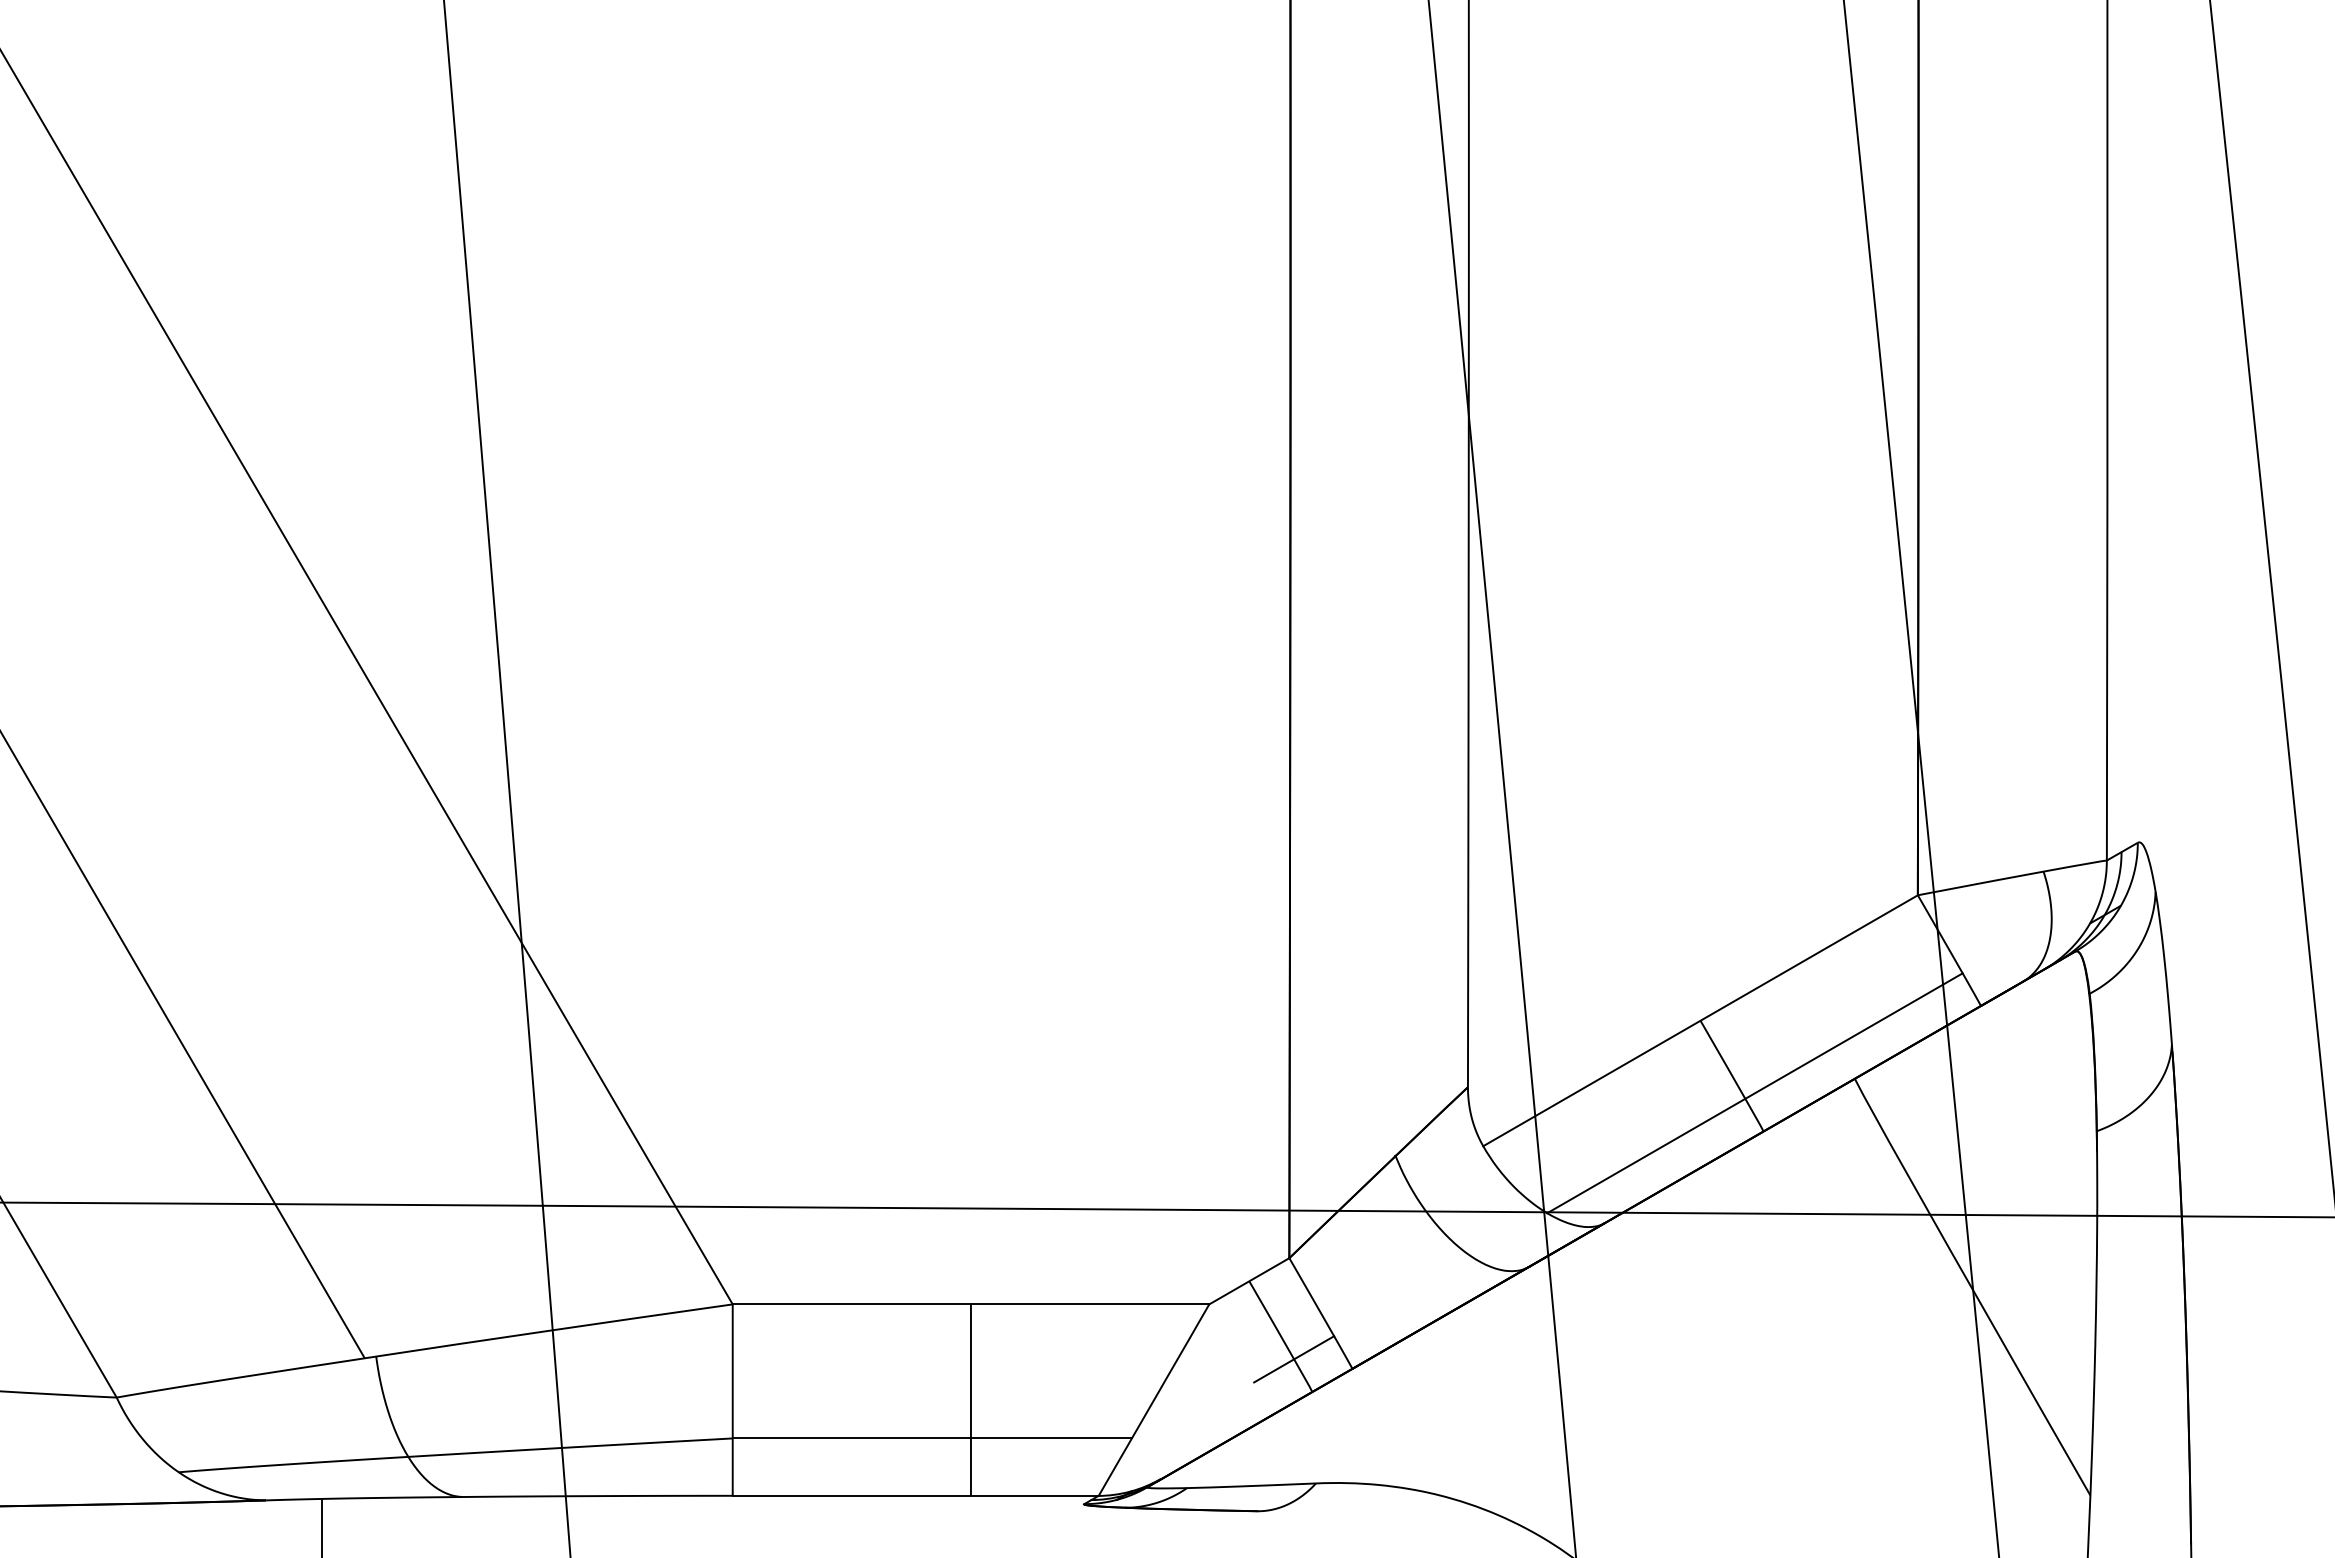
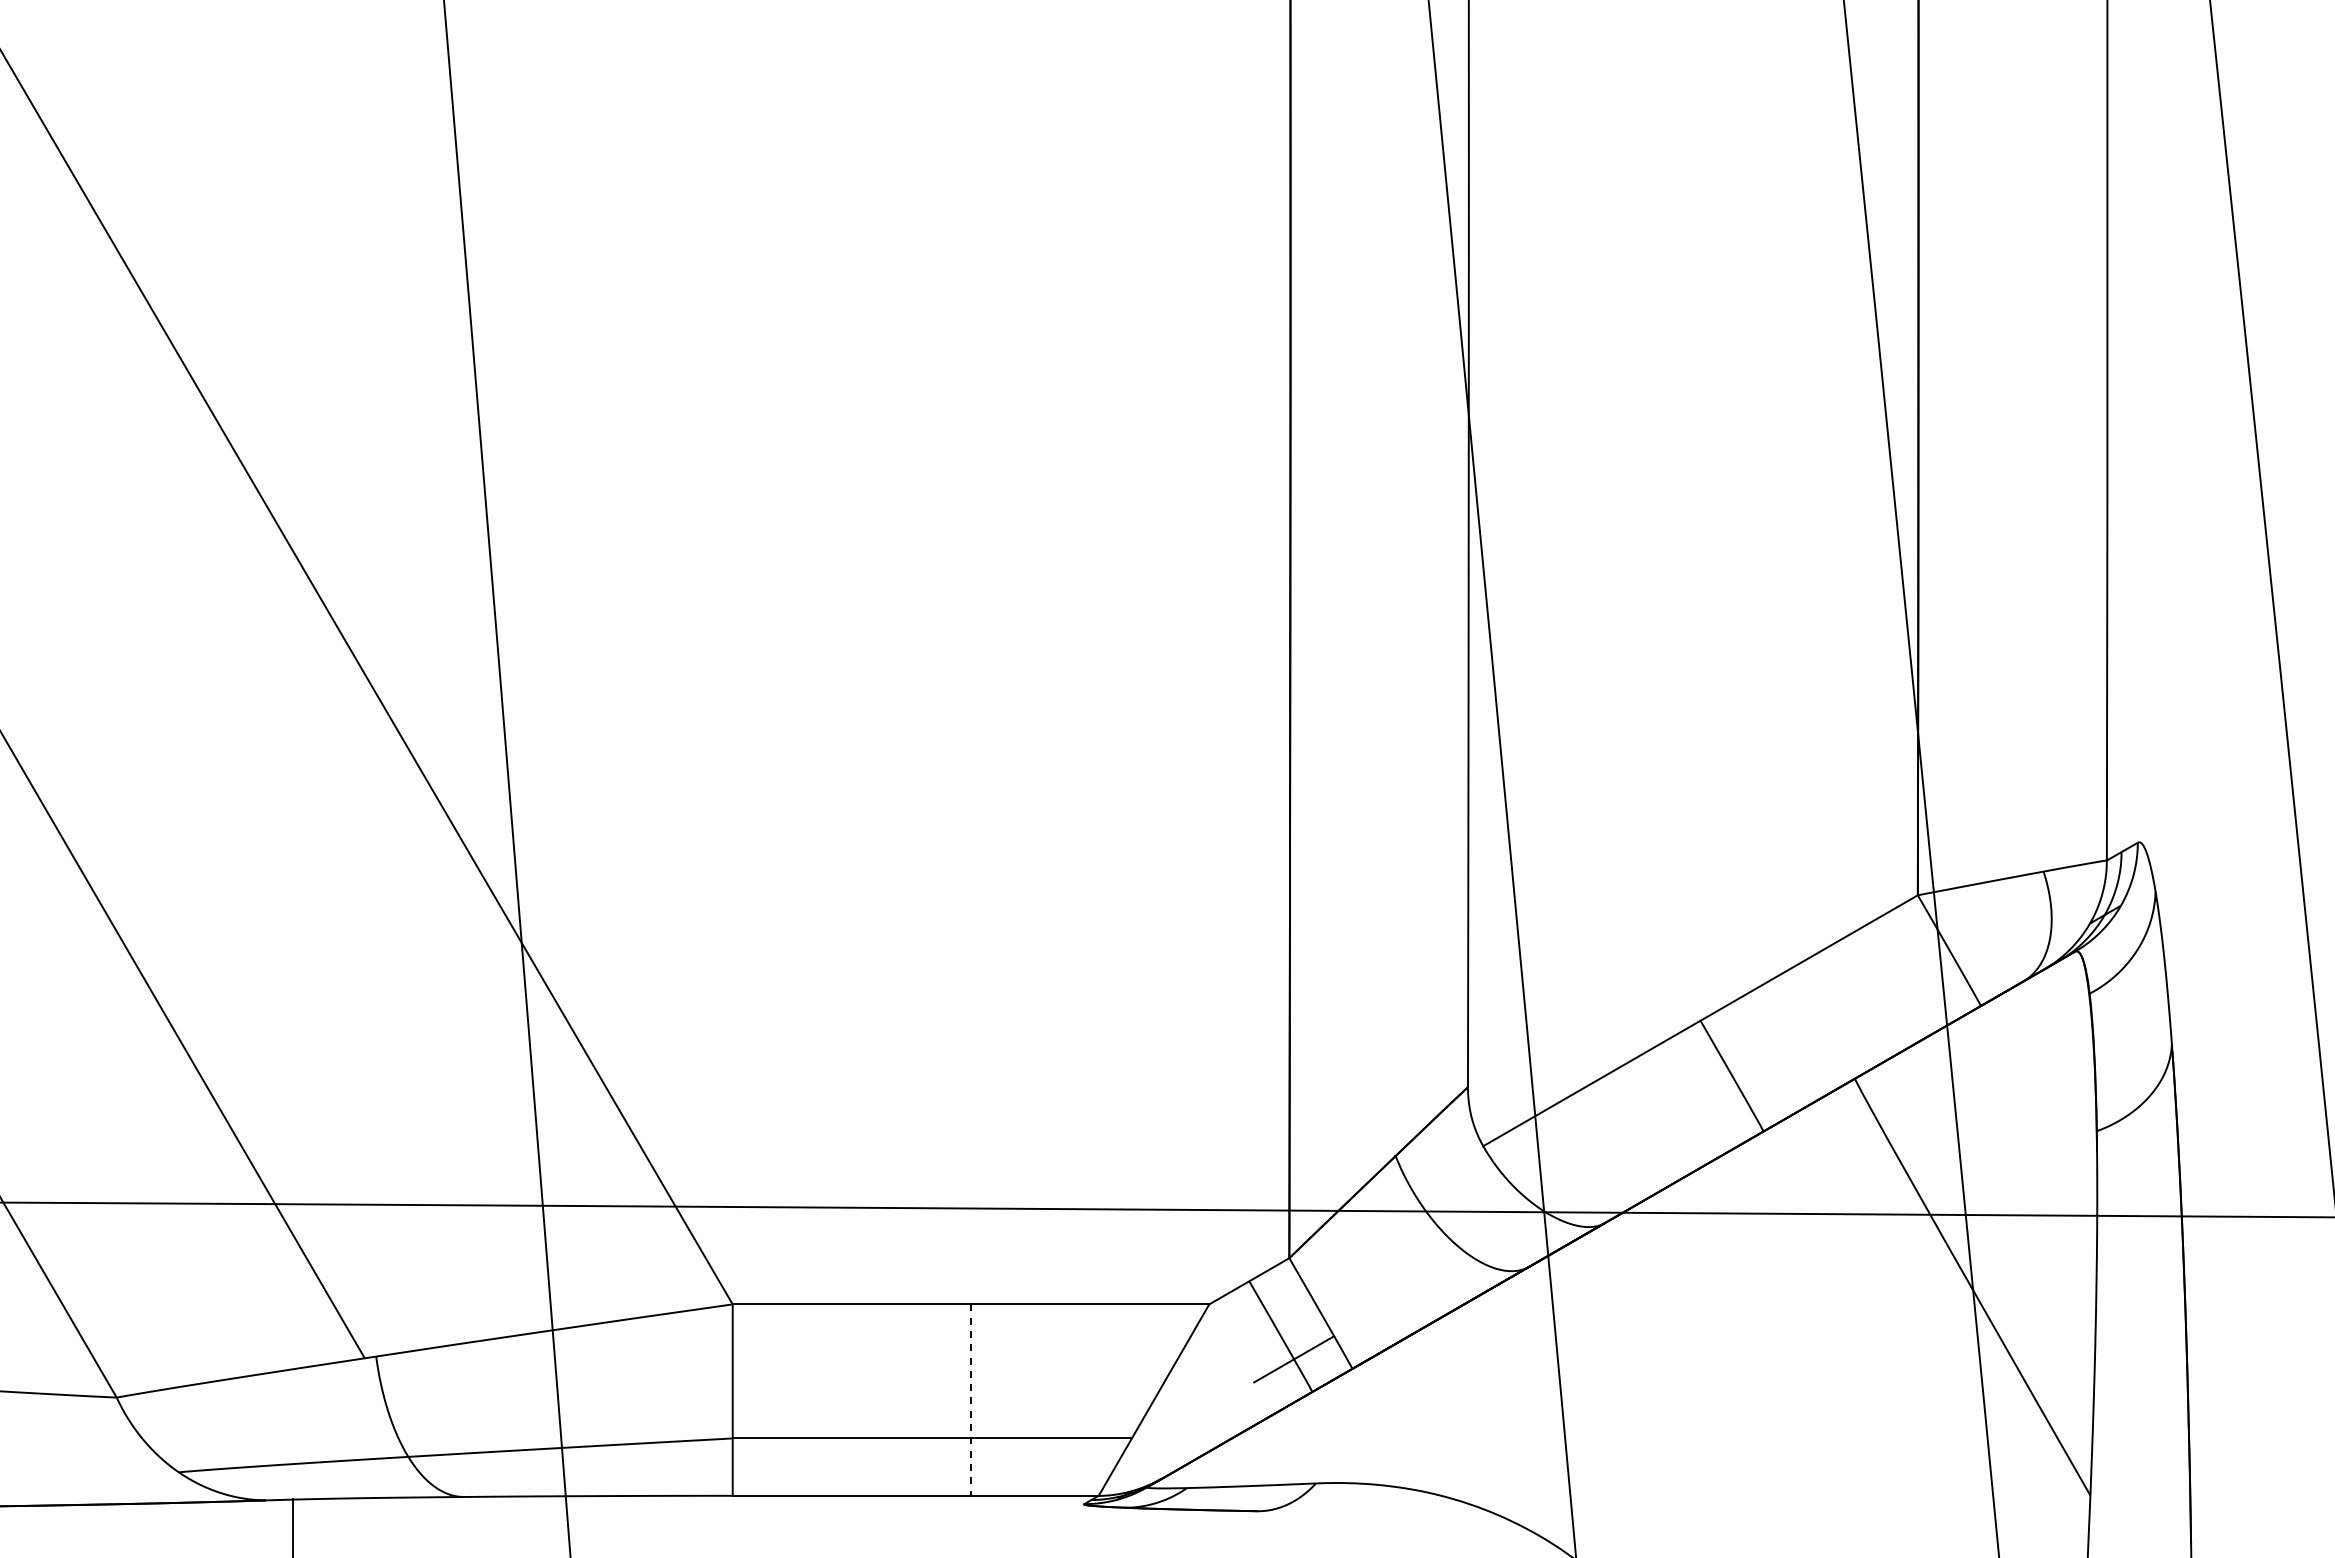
line: present -> none (1754, 1093)
arc: solid -> dashed (970, 1405)
line position: (321, 1526) -> (292, 1526) (292, 1526)
